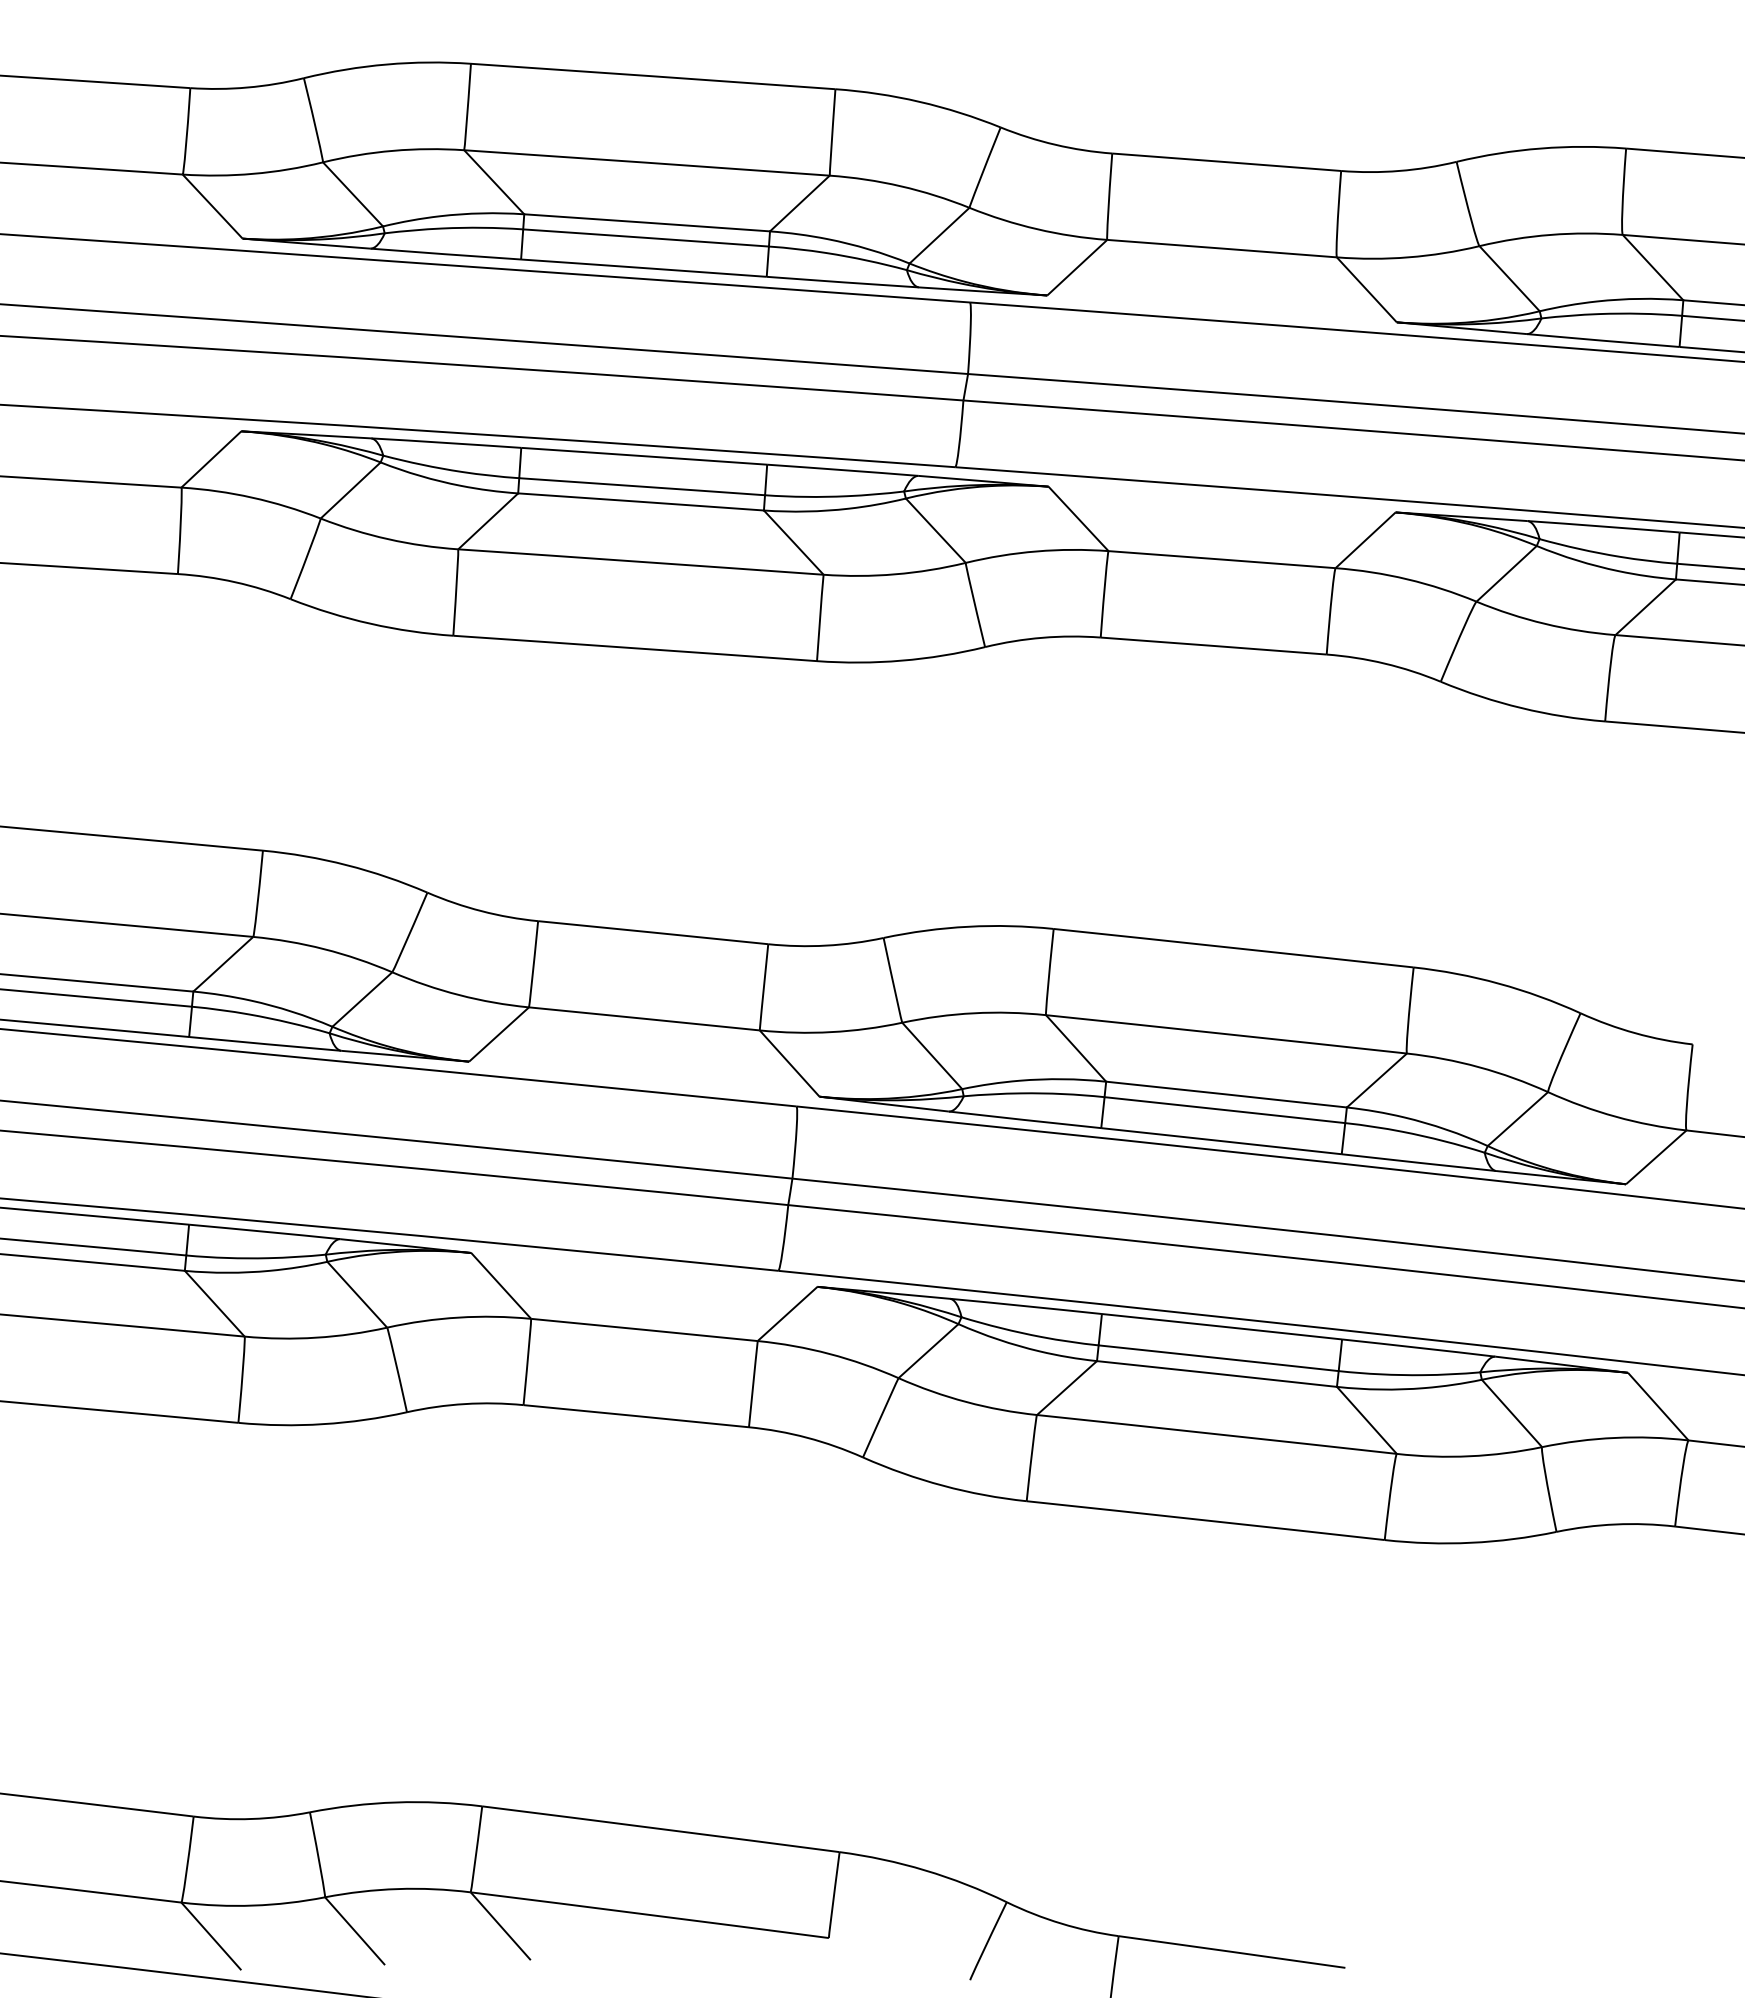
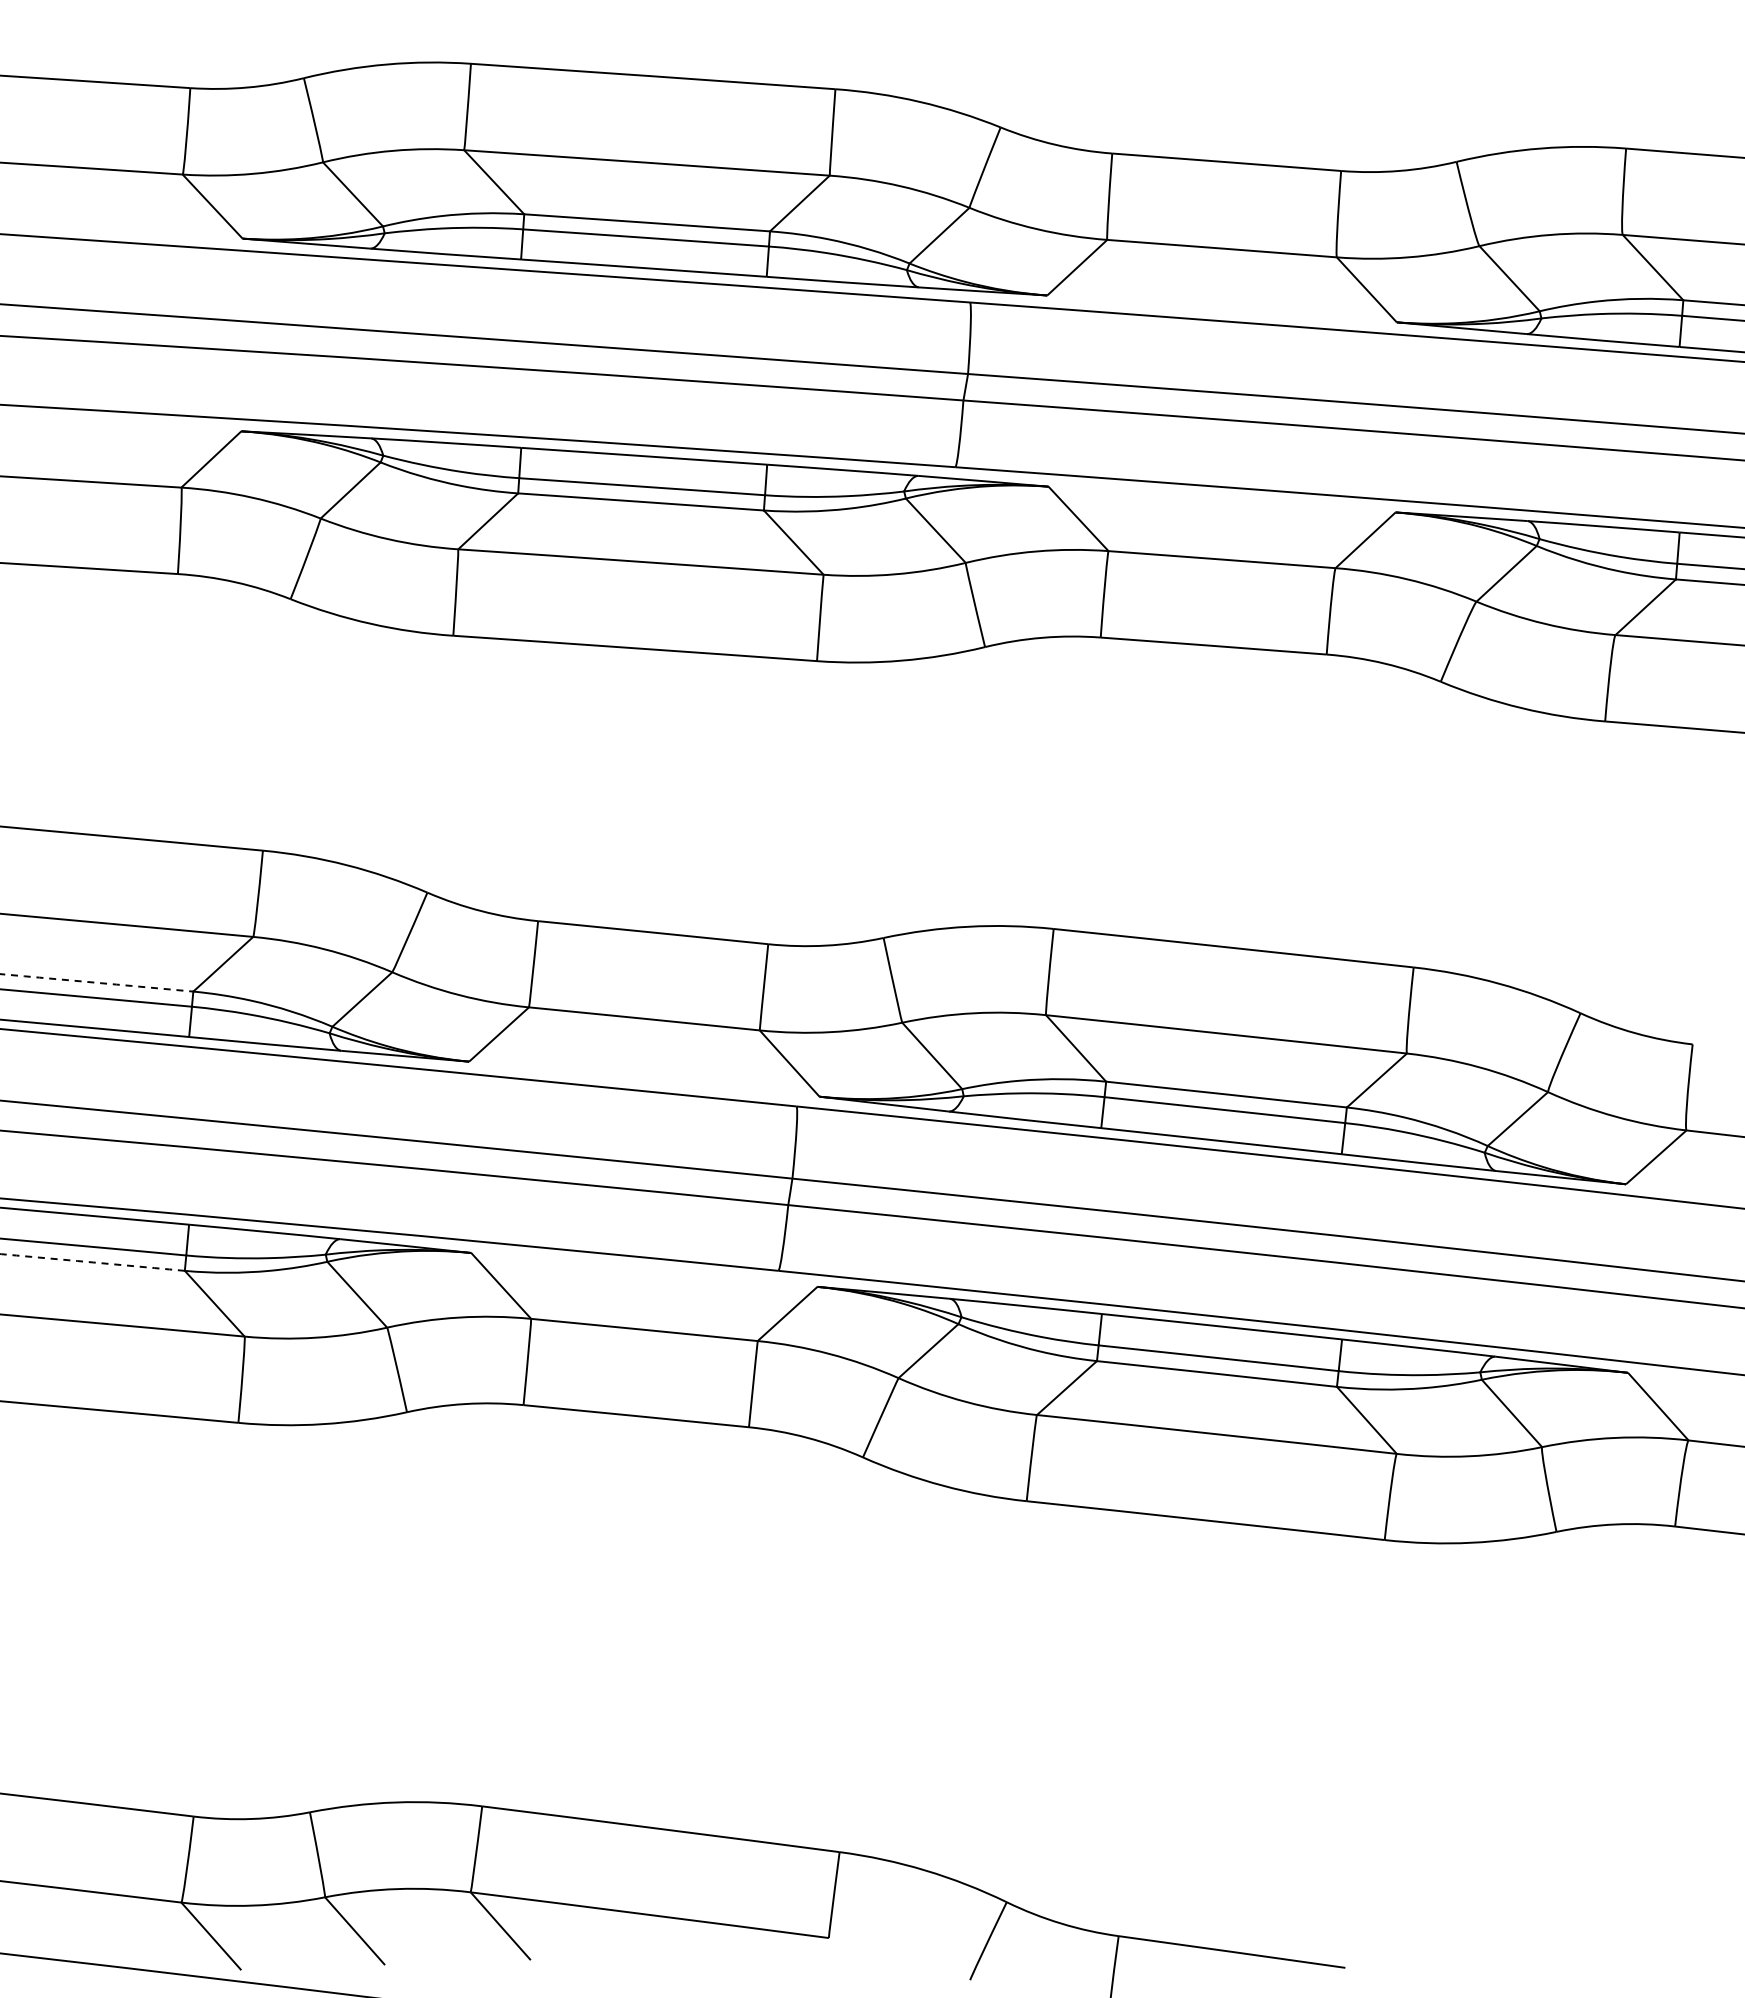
arc: solid -> dashed (97, 982)
arc: solid -> dashed (92, 1262)
